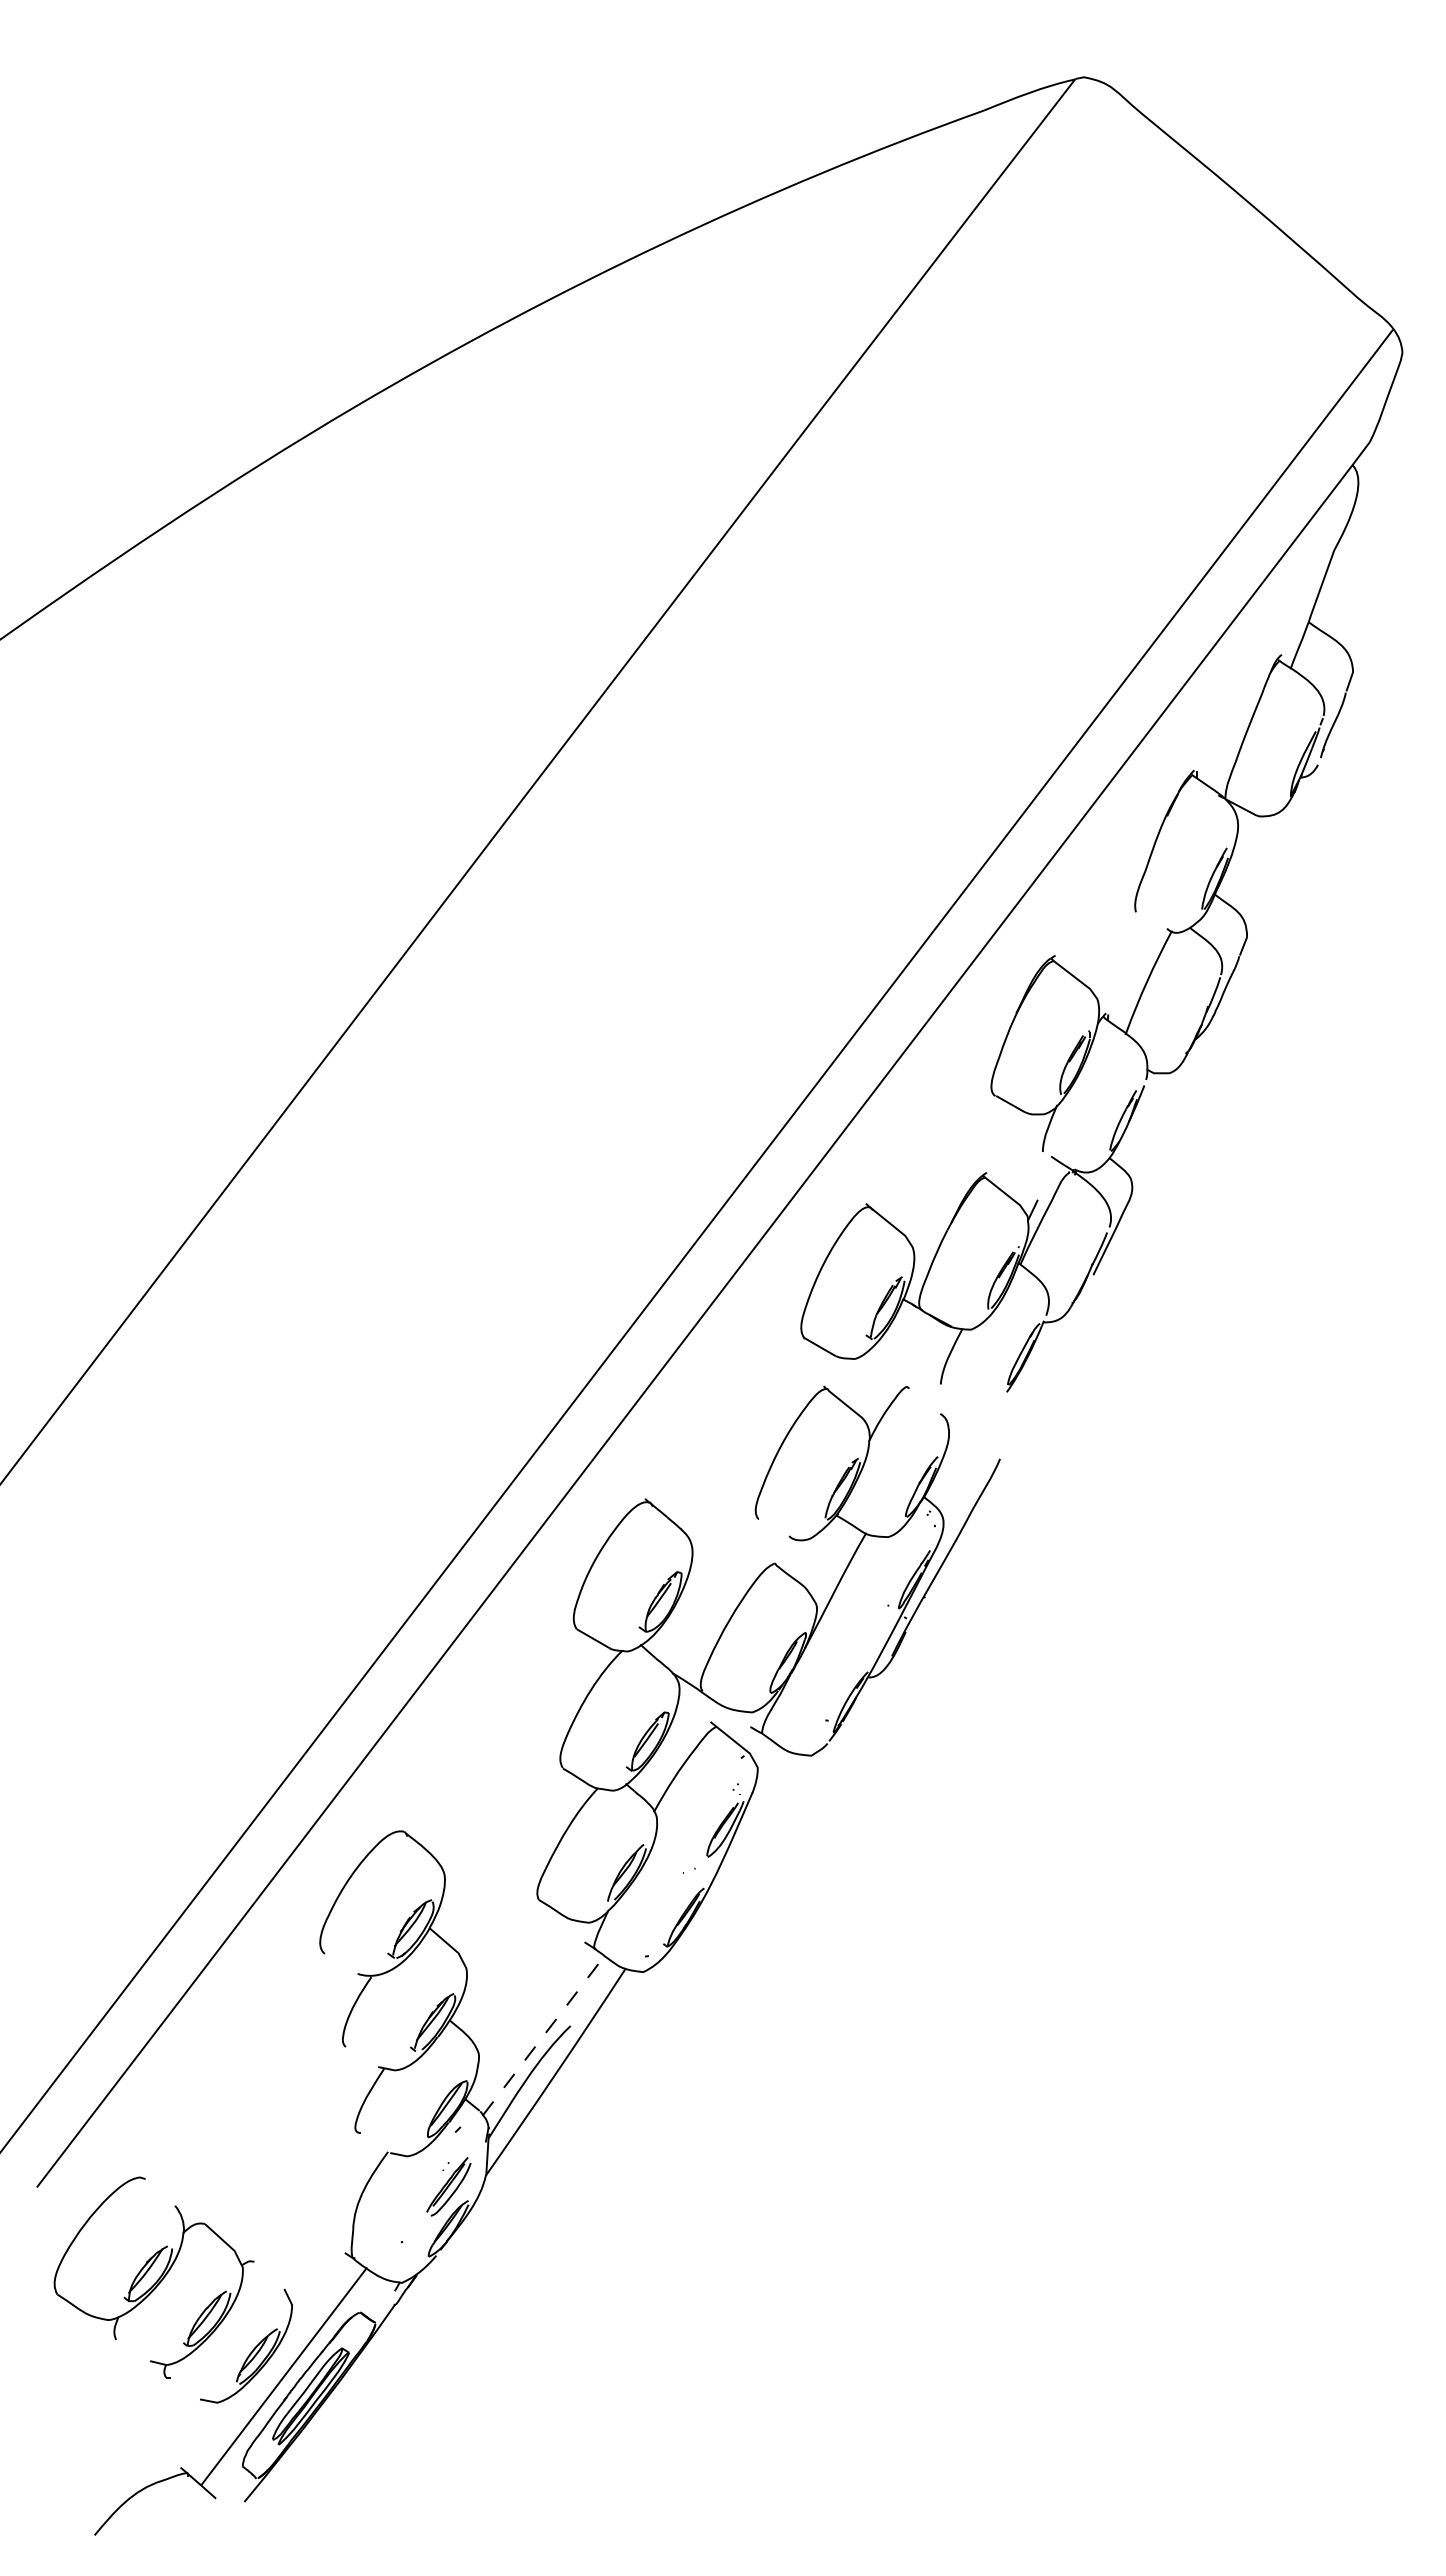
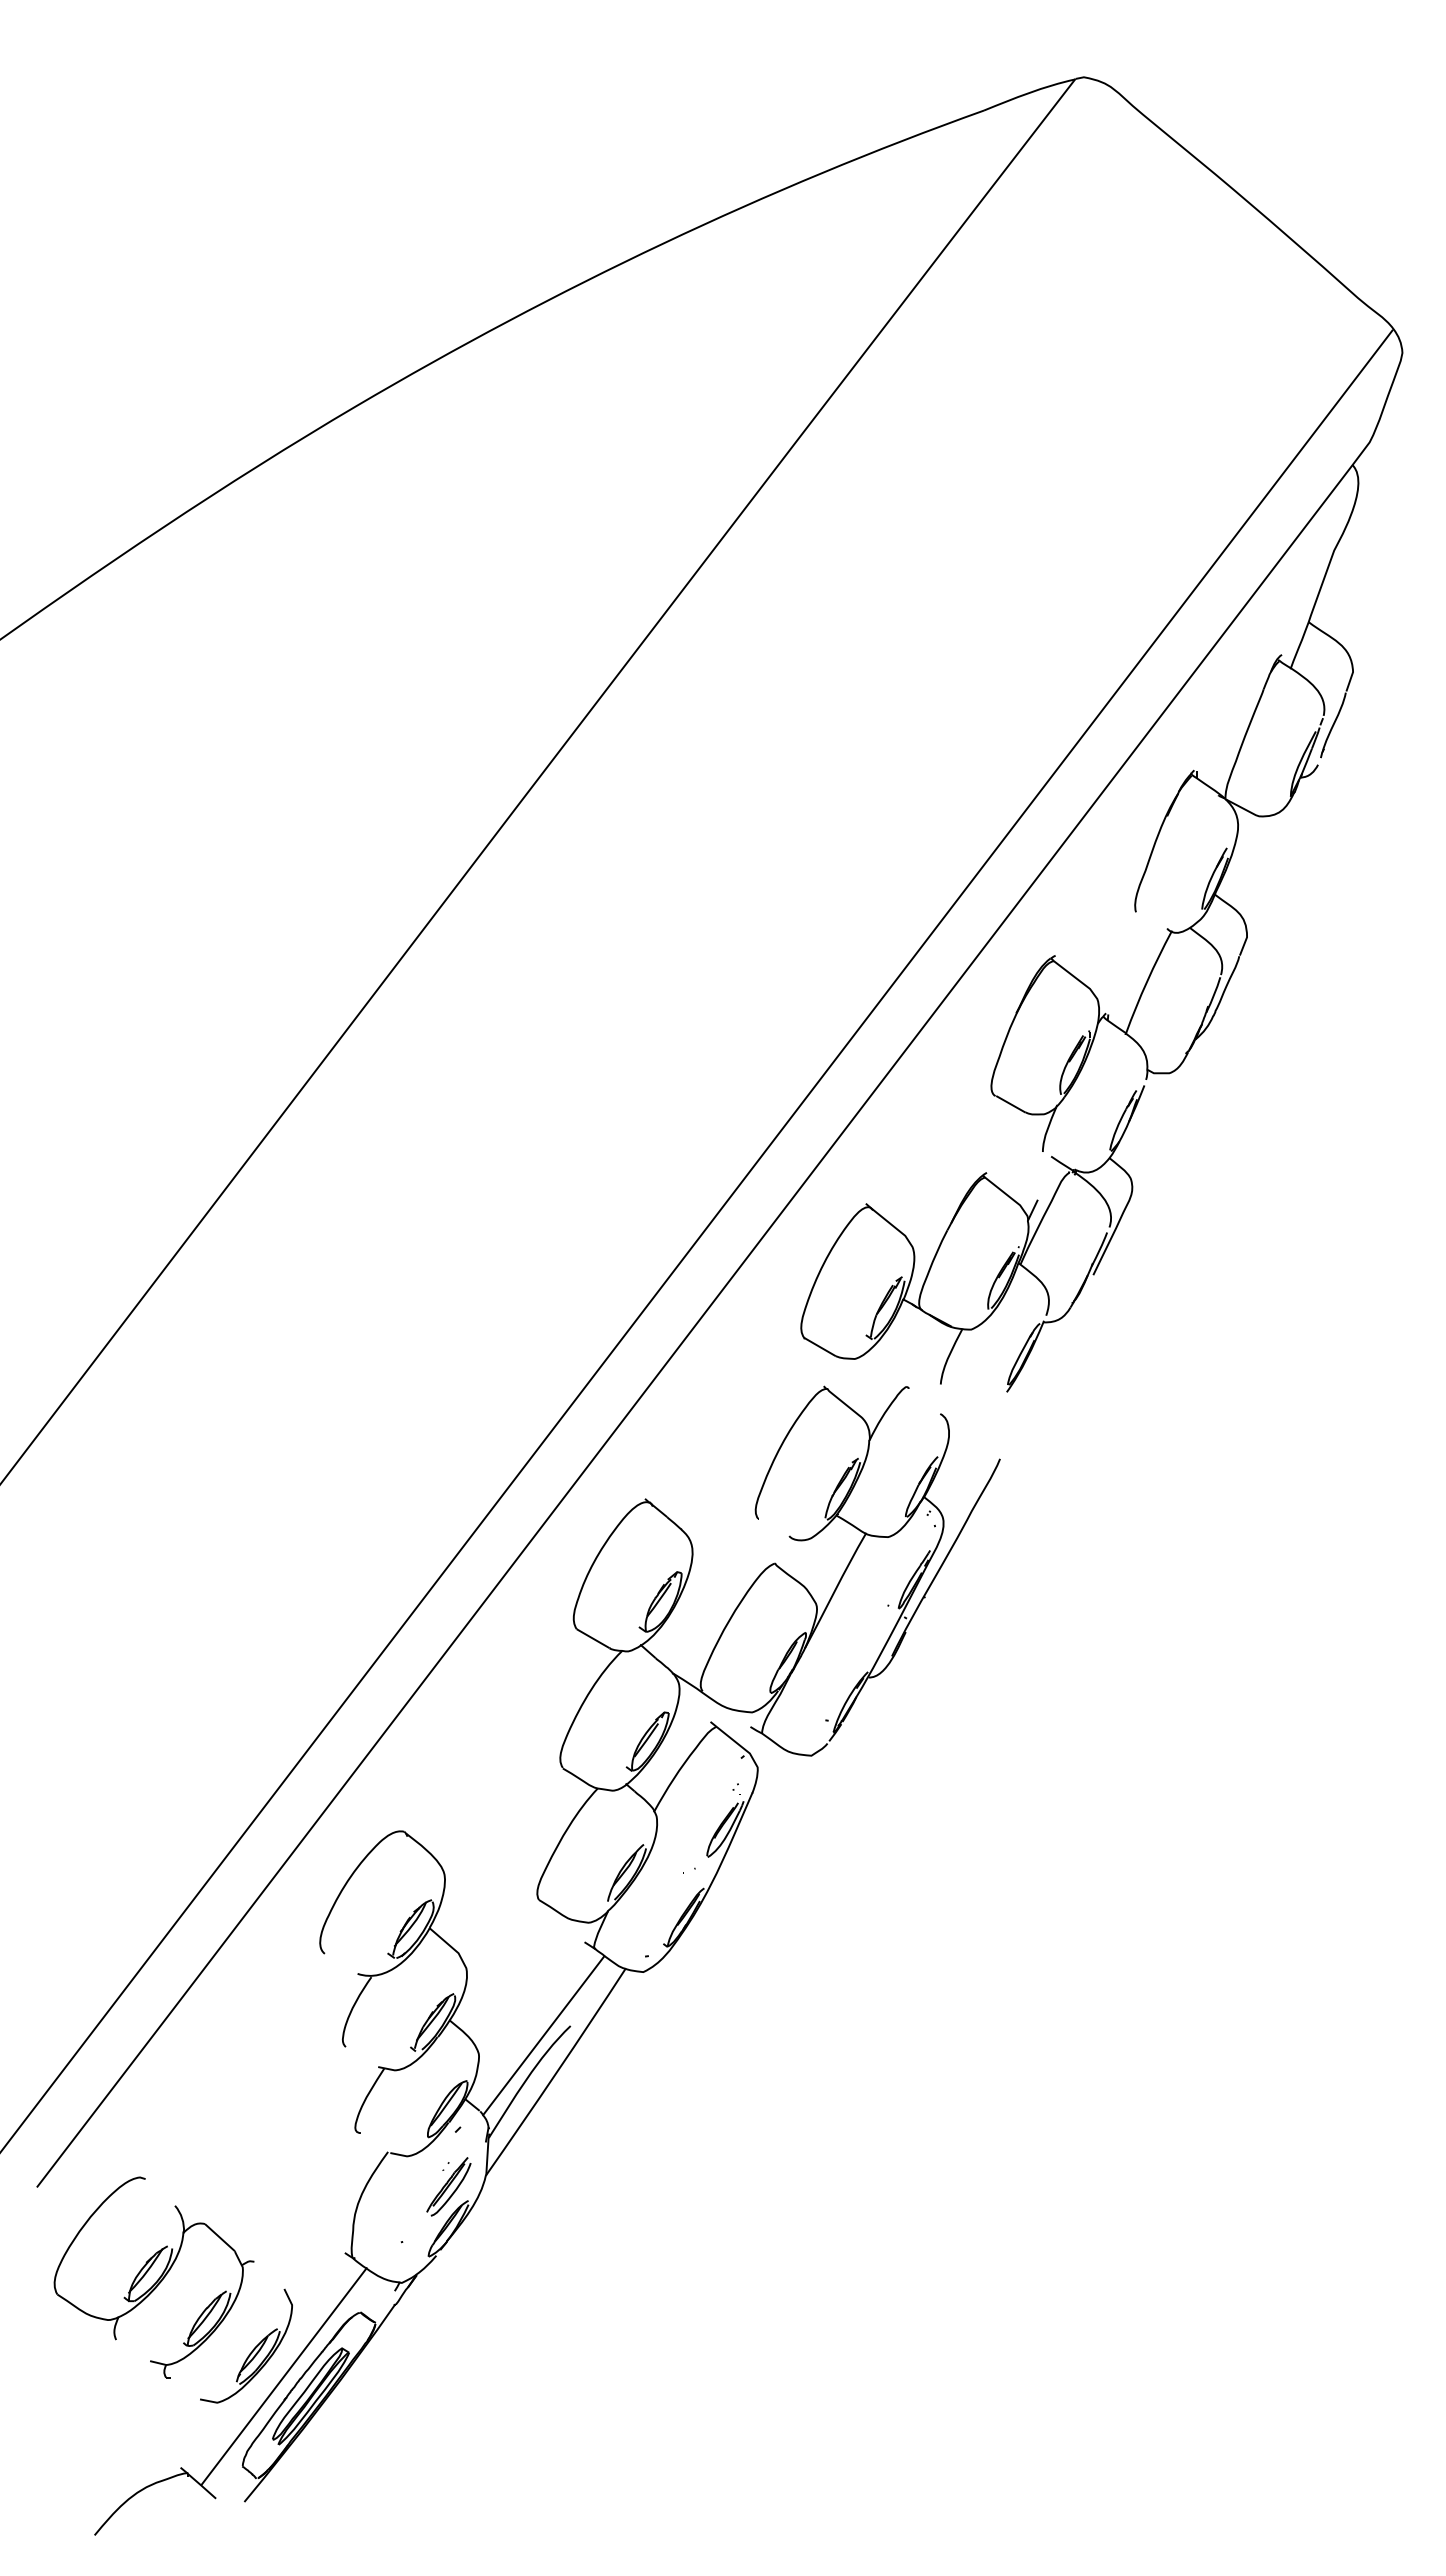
line: dashed -> solid (544, 2034)
